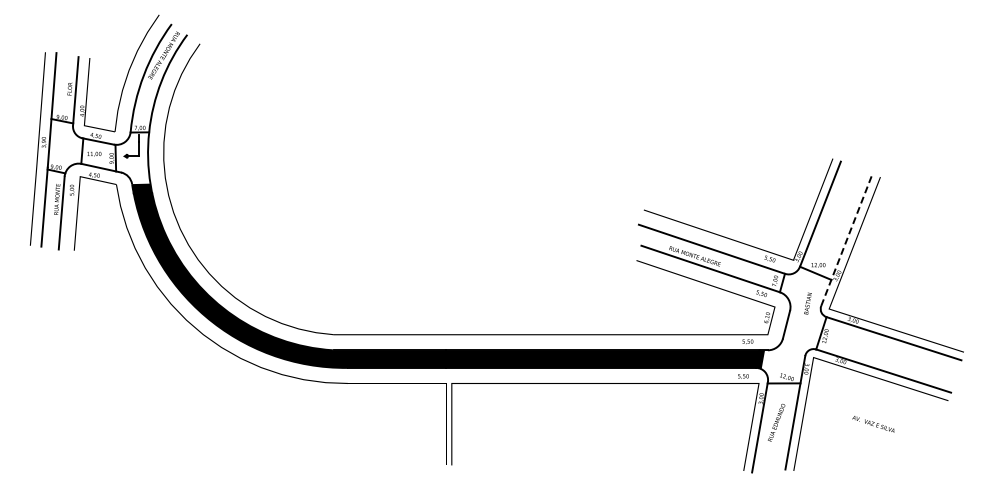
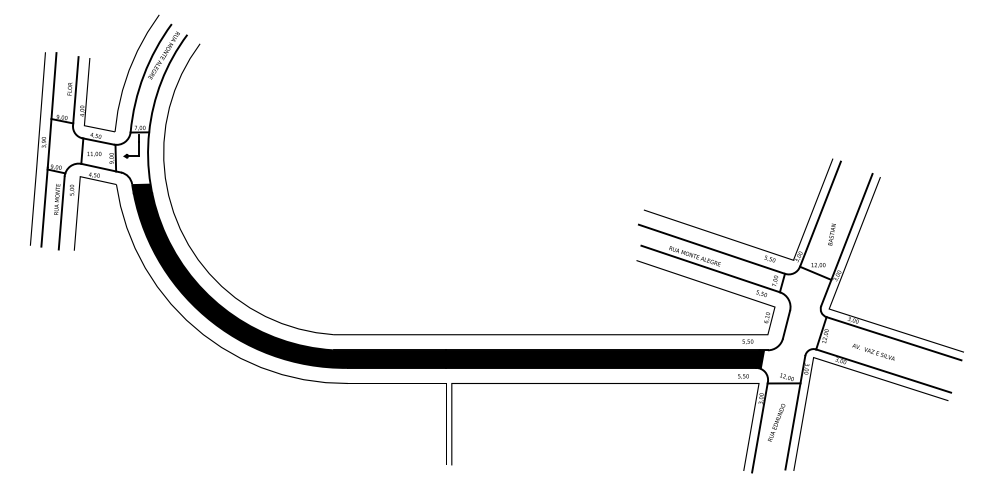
line: dashed -> solid (846, 239)
text position: (807, 303) -> (831, 234) (831, 234)
text position: (873, 424) -> (873, 352) (873, 352)
